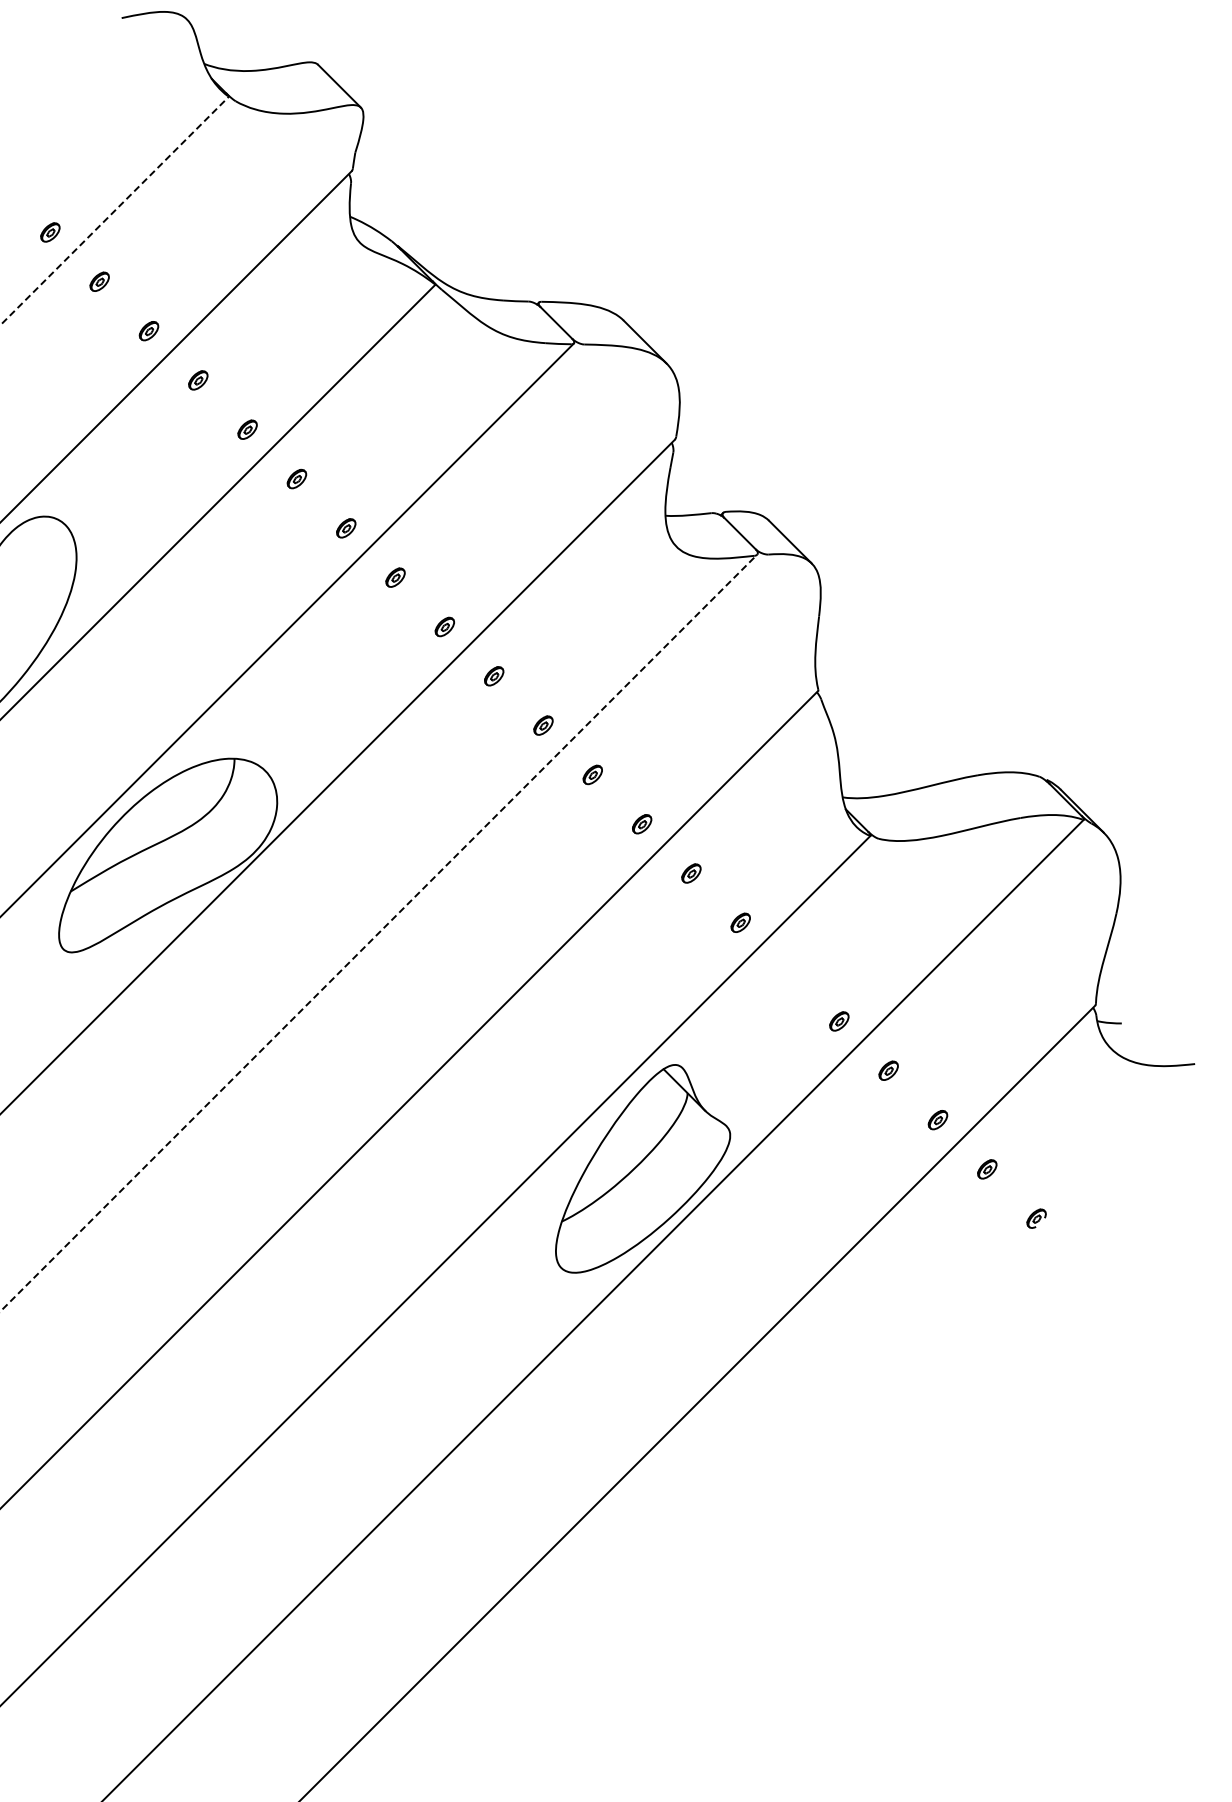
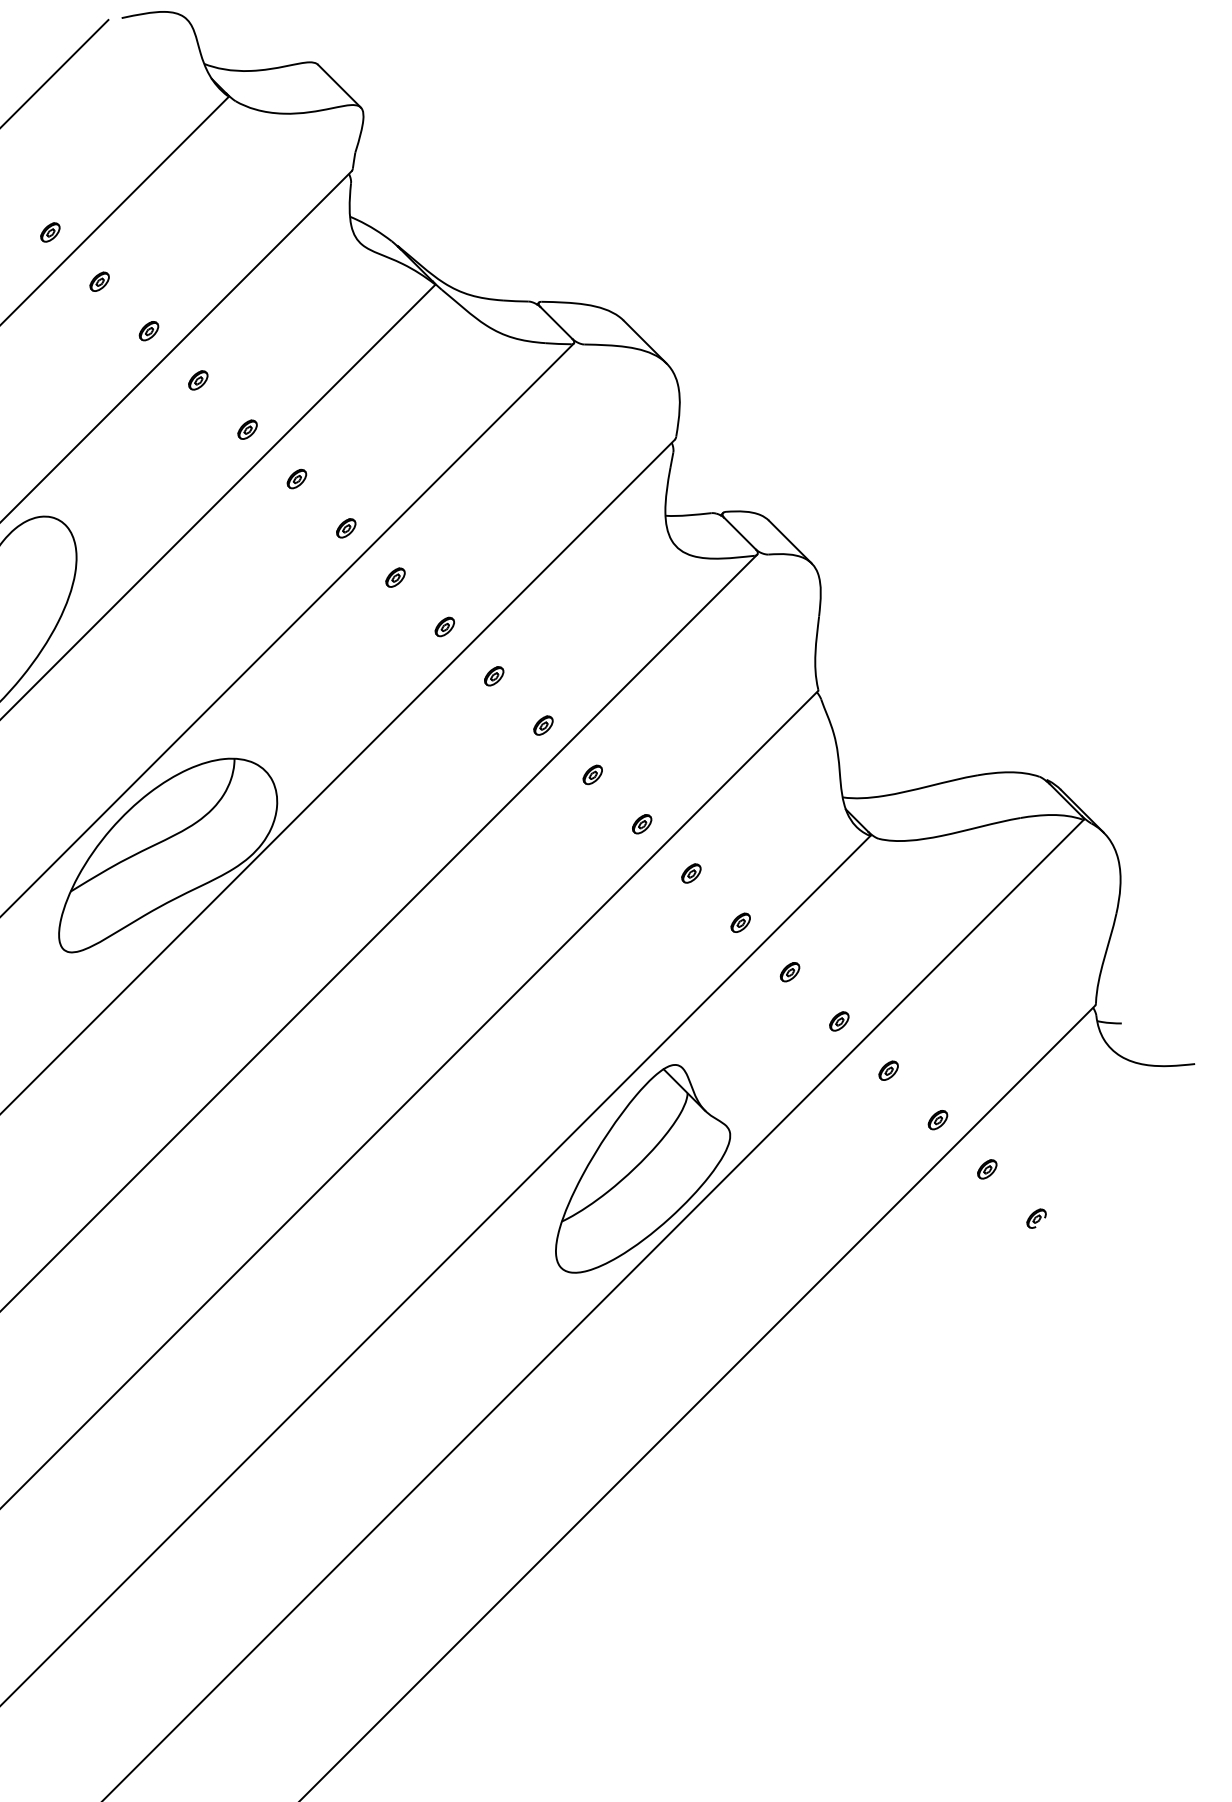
line: none -> present (55, 73)
line: dashed -> solid (115, 210)
line: dashed -> solid (379, 932)
part: none -> present (789, 972)
